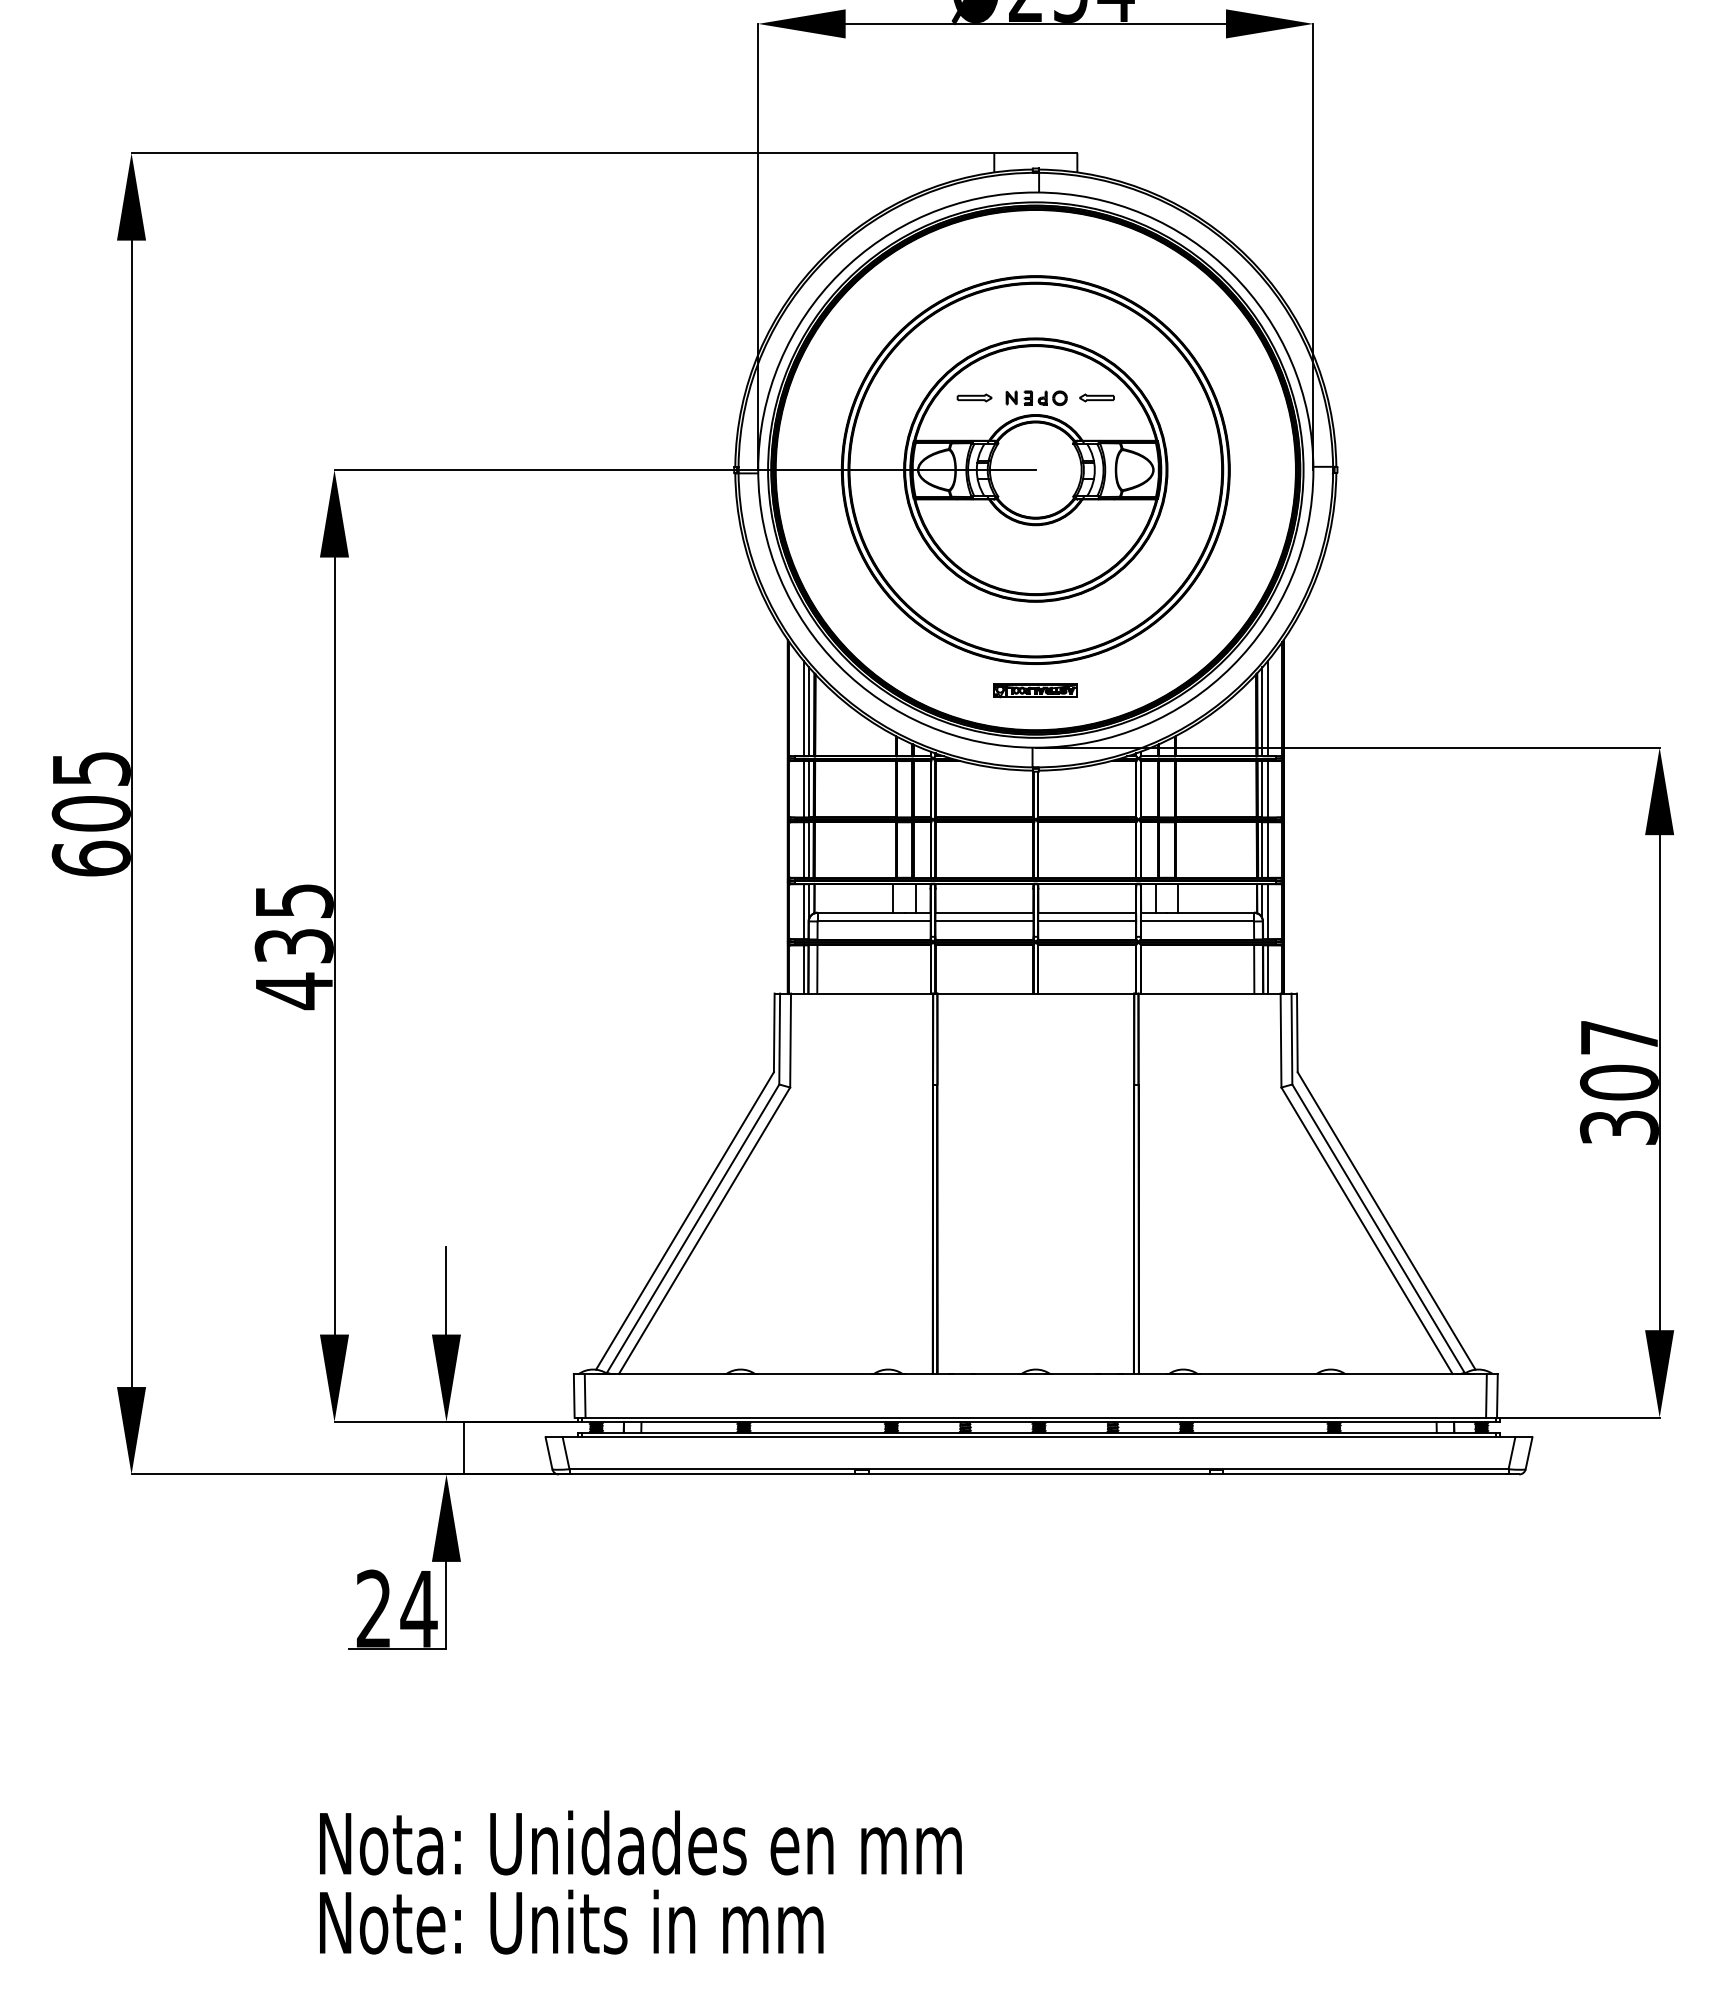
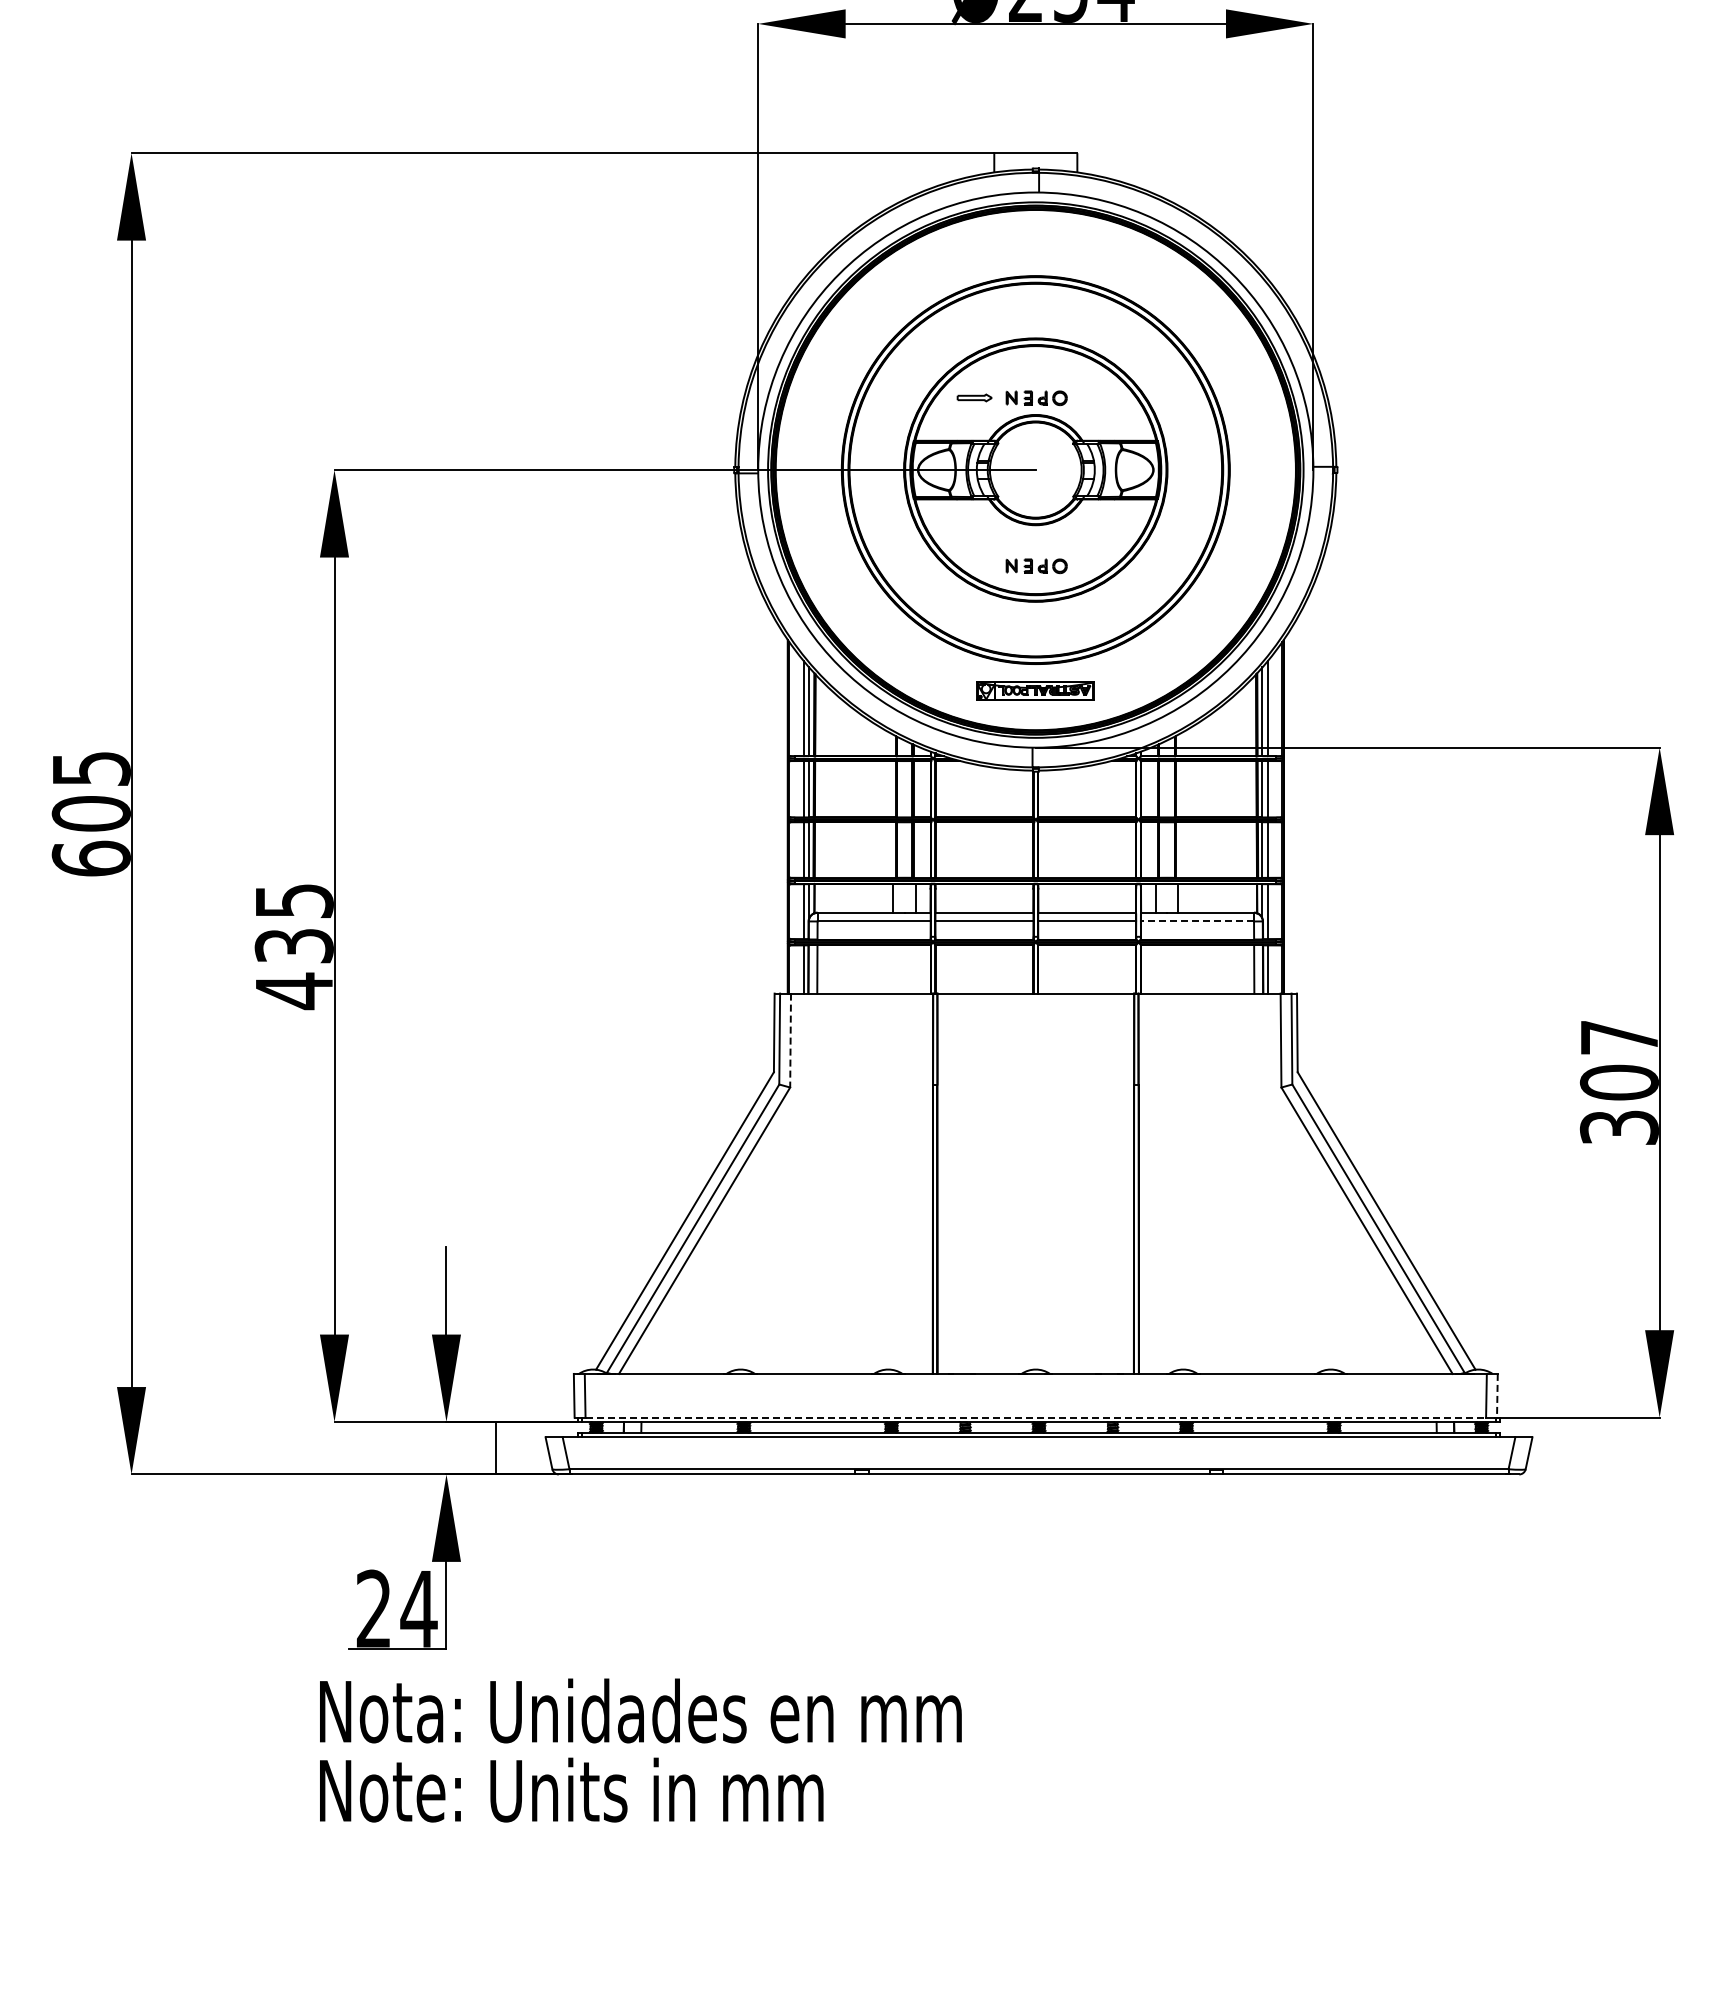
part: present -> none (1096, 397)
part: none -> present (1036, 566)
part size: 85x16 px -> 119x20 px (1035, 690)
line: solid -> dashed (1197, 921)
line: solid -> dashed (790, 1040)
line: solid -> dashed (1497, 1395)
line: solid -> dashed (1036, 1417)
line position: (463, 1448) -> (495, 1448) (495, 1448)
text position: (640, 1882) -> (640, 1750) (640, 1750)
